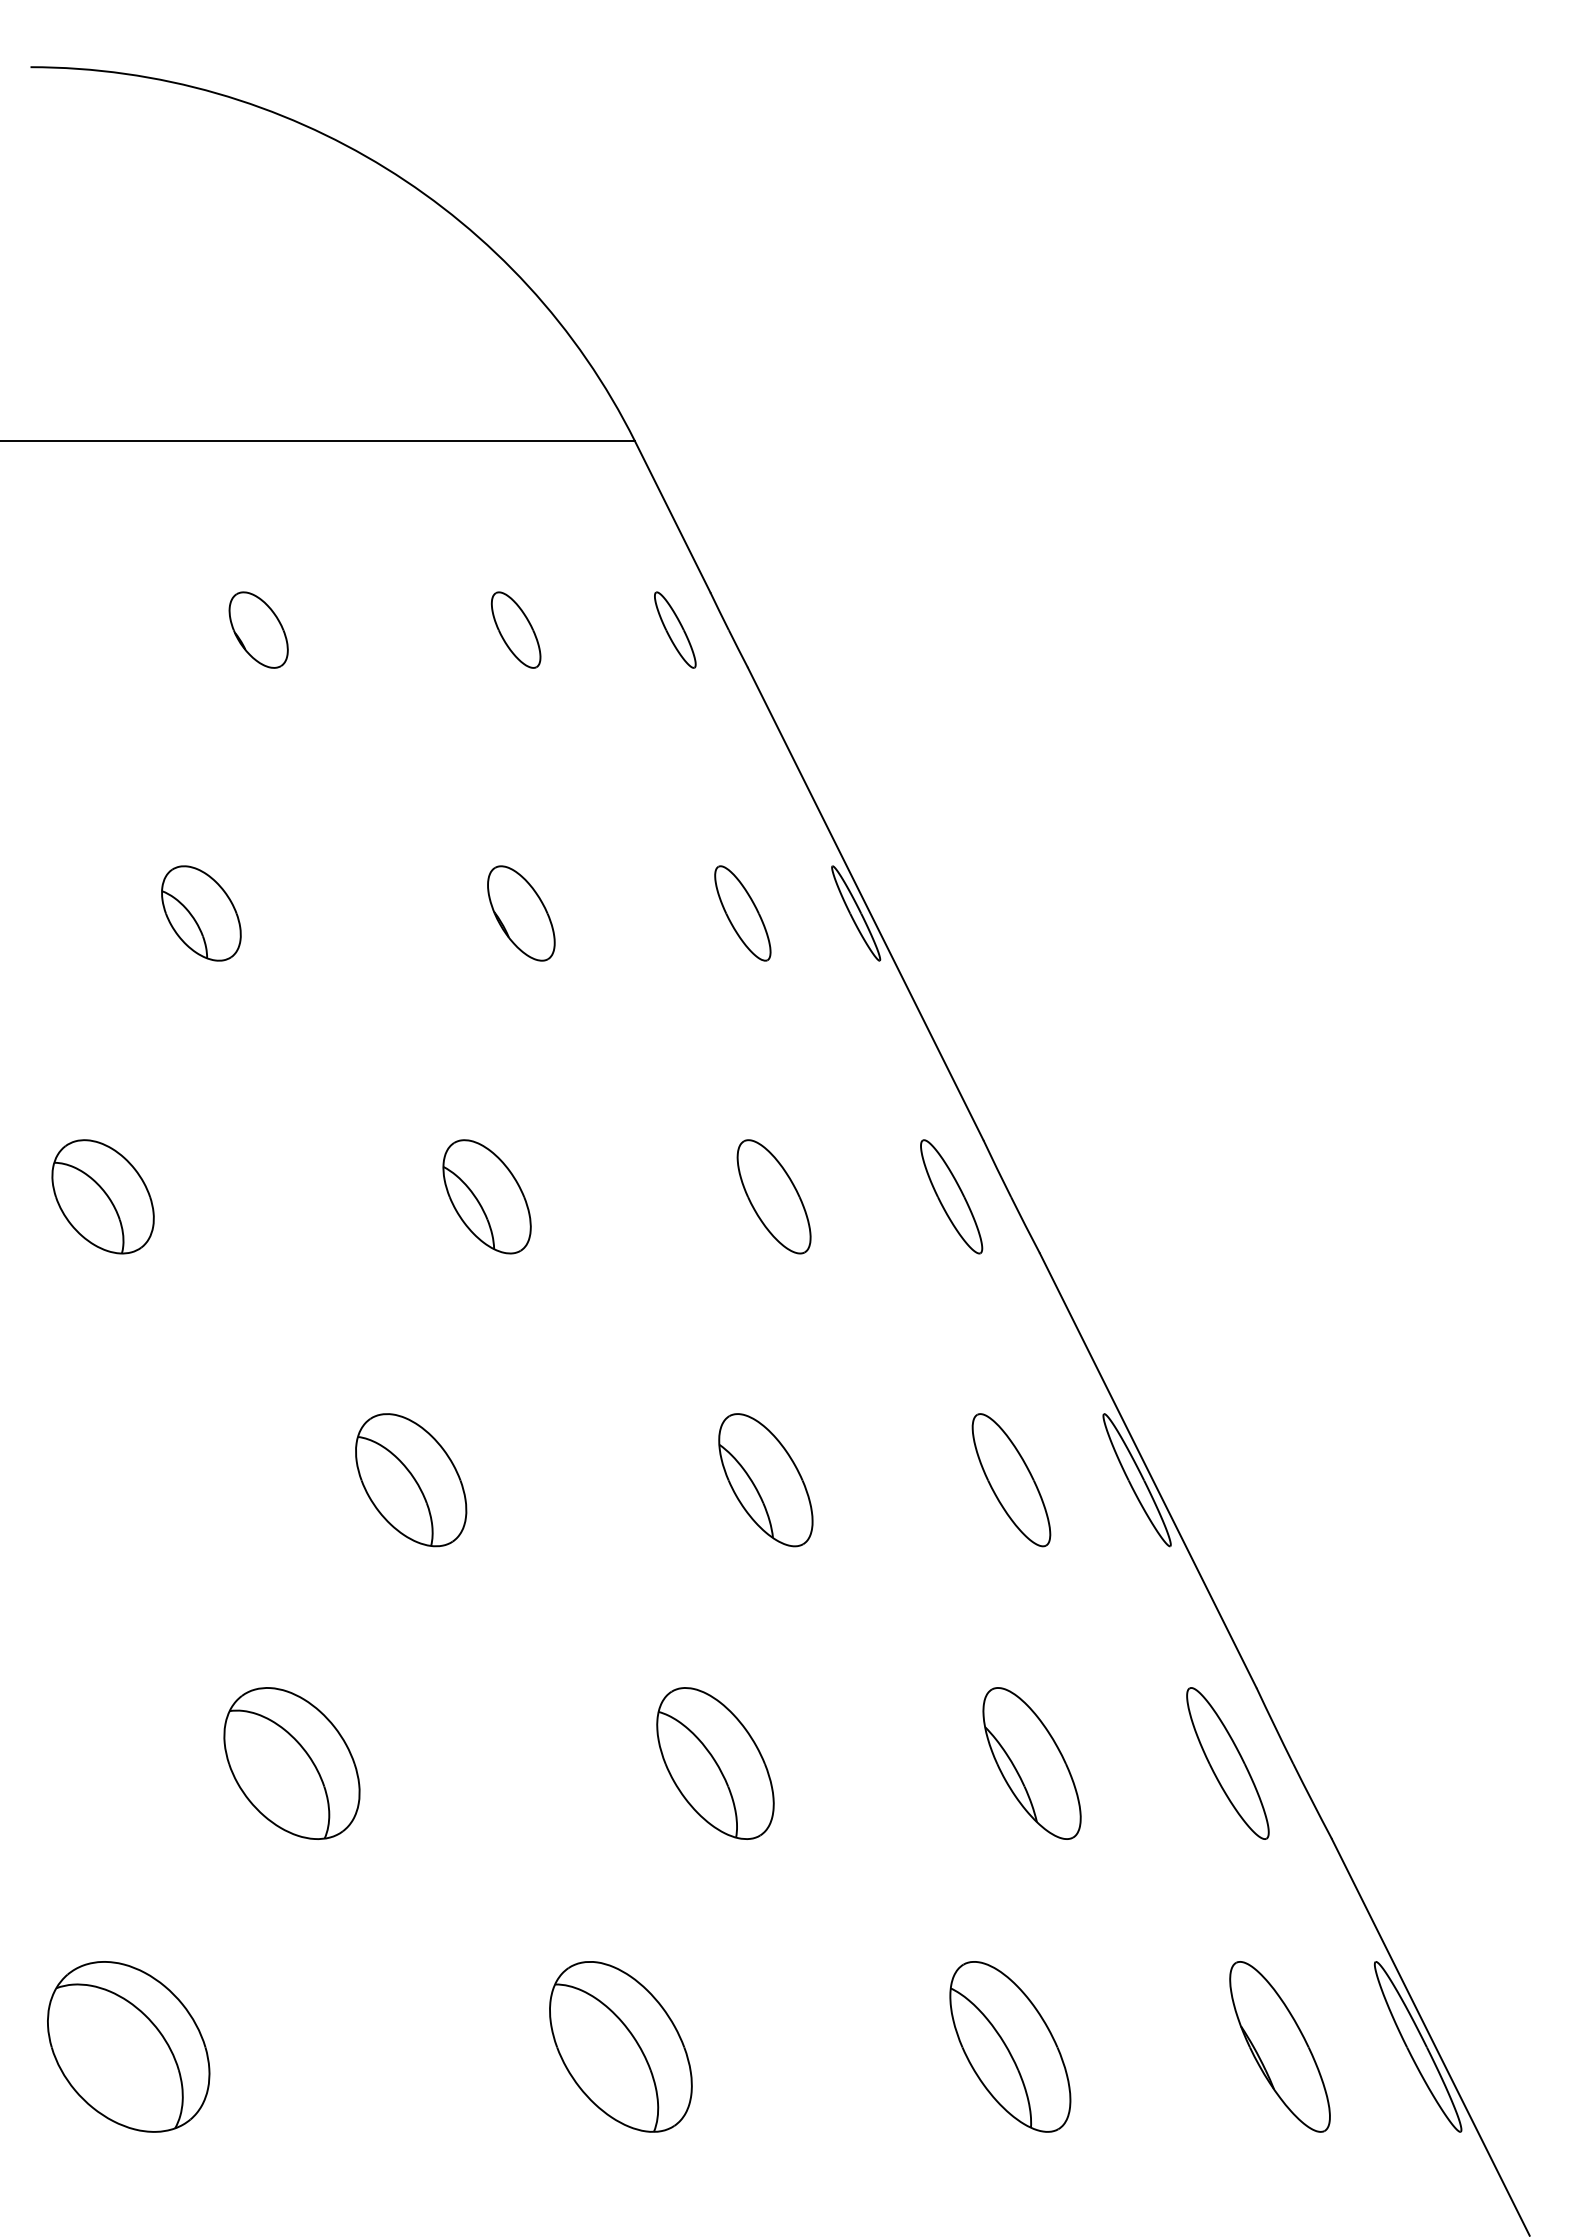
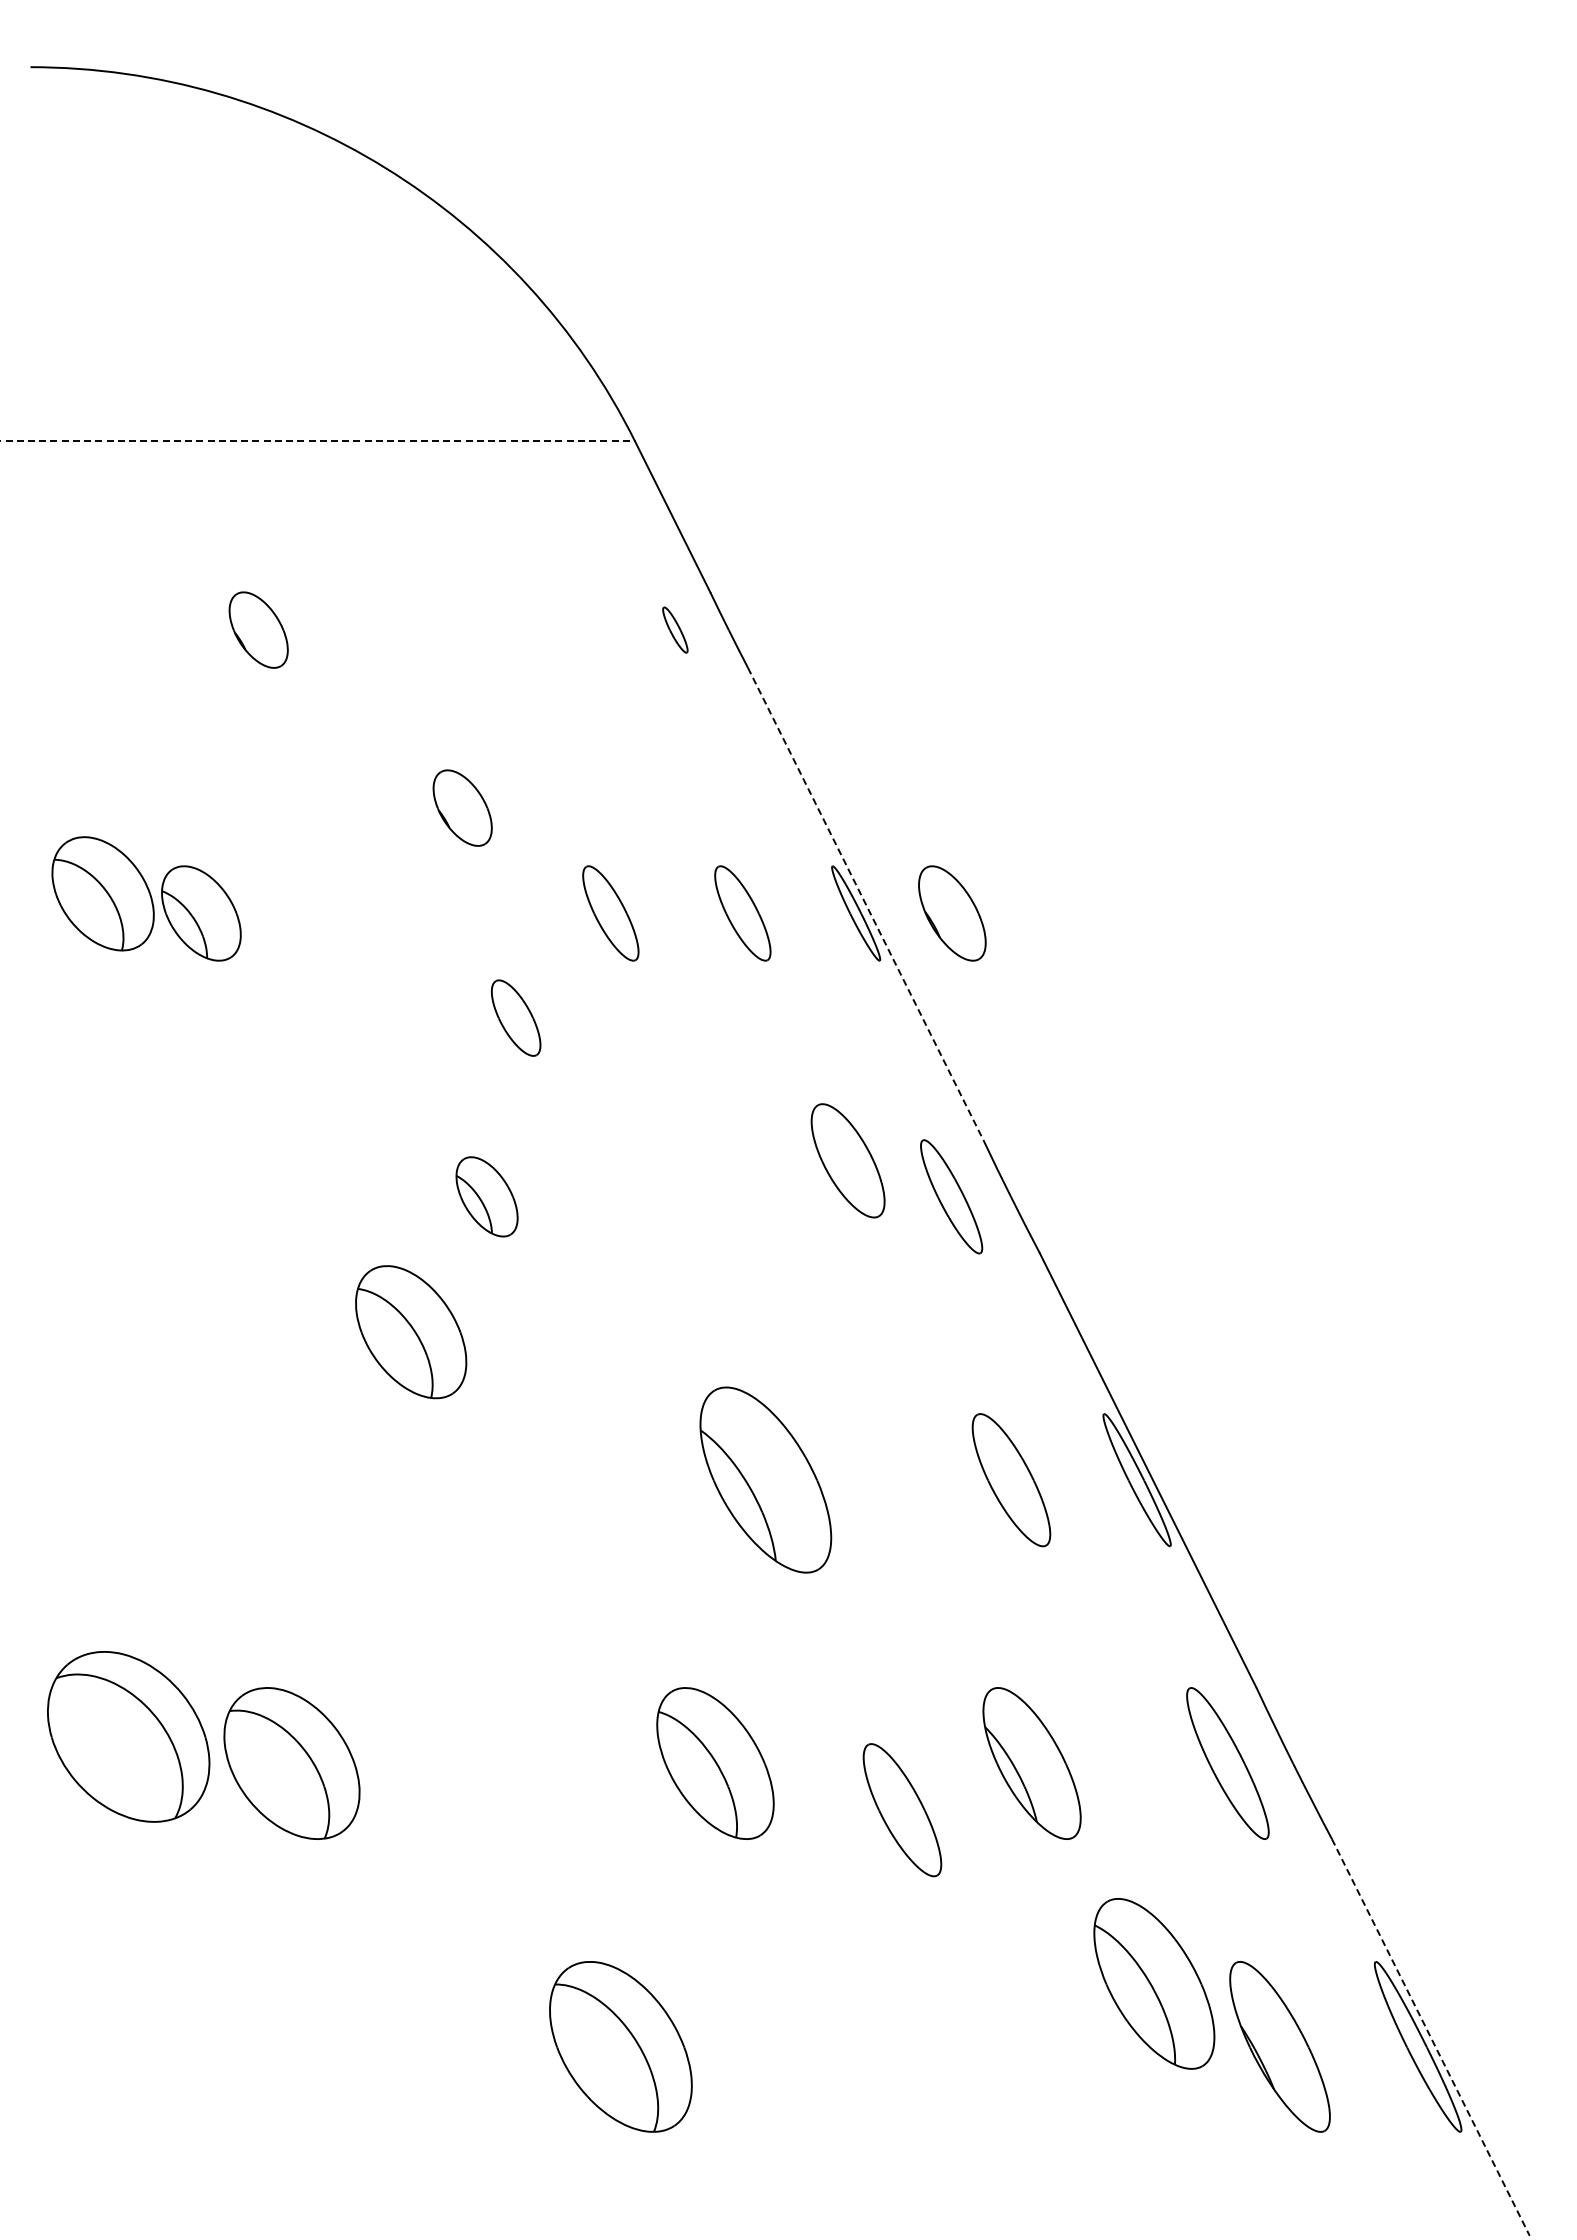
line: solid -> dashed (318, 441)
part position: (515, 629) -> (515, 1017) (515, 1017)
part size: 43x78 px -> 27x48 px (675, 629)
part: none -> present (462, 807)
line: solid -> dashed (865, 904)
part position: (521, 913) -> (952, 913) (952, 913)
part: none -> present (610, 913)
part position: (102, 1196) -> (102, 893) (102, 893)
part size: 90x116 px -> 64x82 px (486, 1196)
part position: (773, 1196) -> (847, 1160) (847, 1160)
part position: (411, 1480) -> (411, 1332) (411, 1332)
part size: 96x135 px -> 134x188 px (765, 1479)
part: none -> present (902, 1810)
line: solid -> dashed (1430, 2037)
part position: (128, 2046) -> (128, 1736) (128, 1736)
part position: (1010, 2046) -> (1154, 1983) (1154, 1983)
